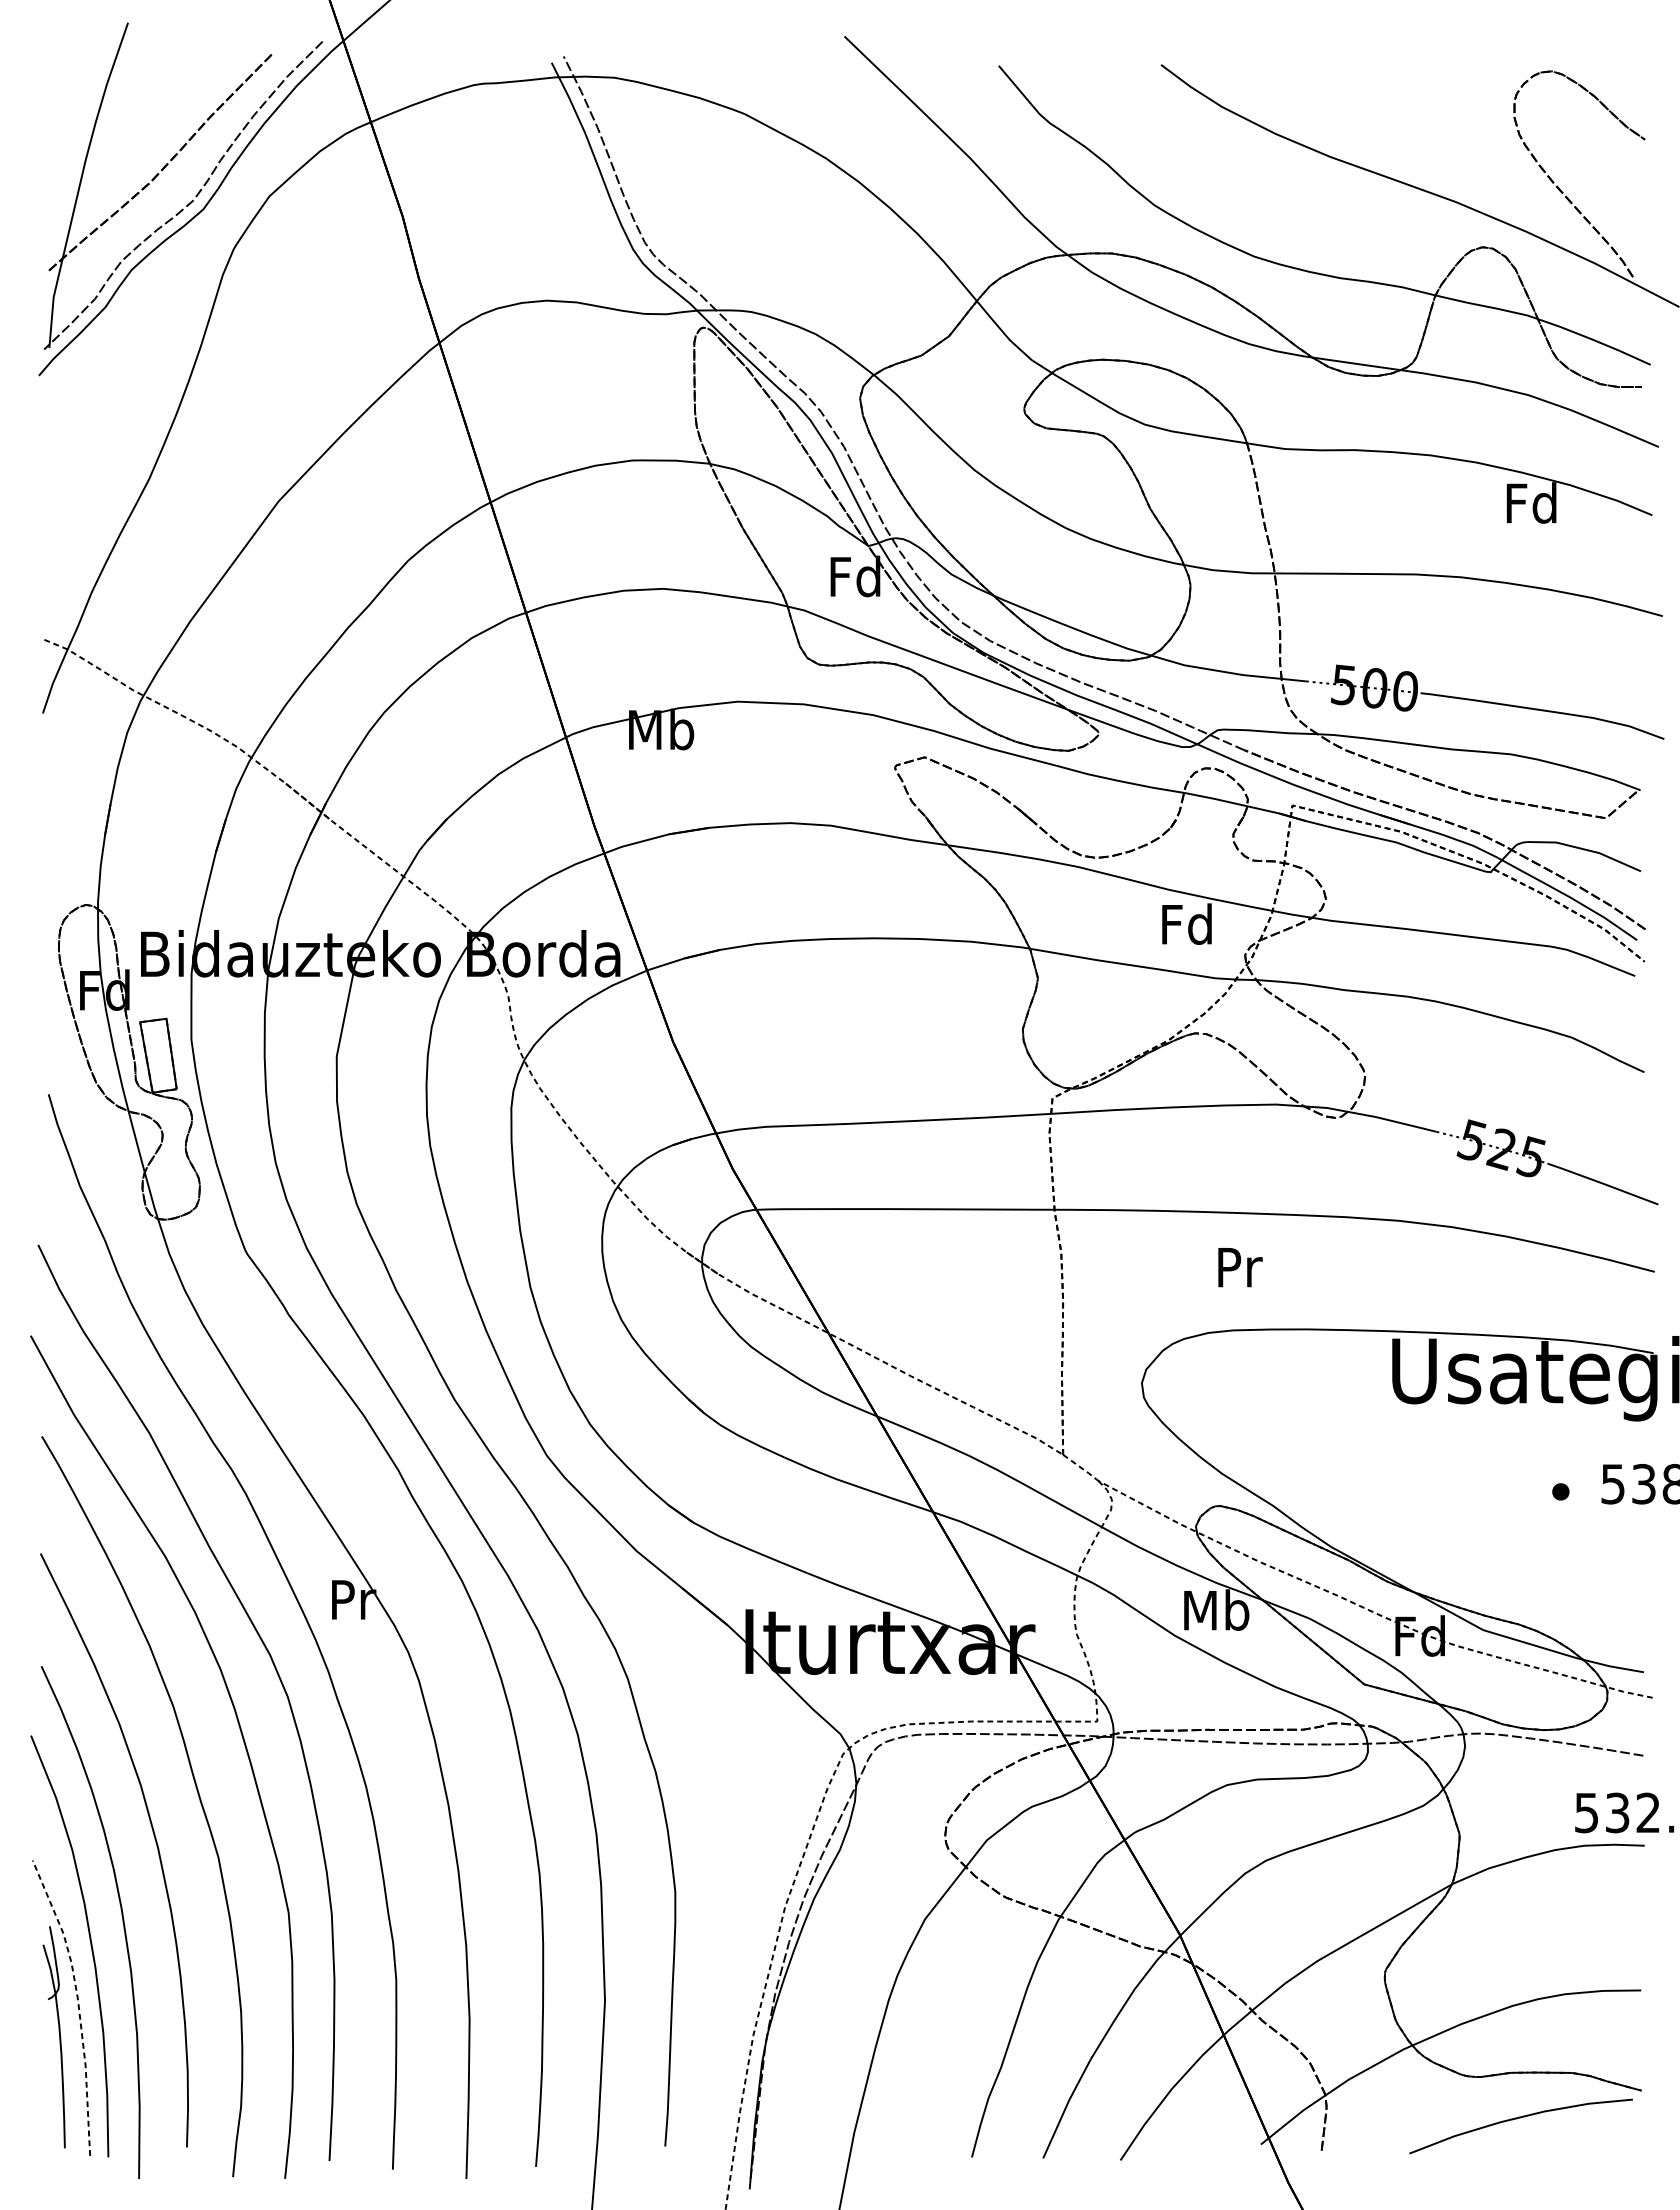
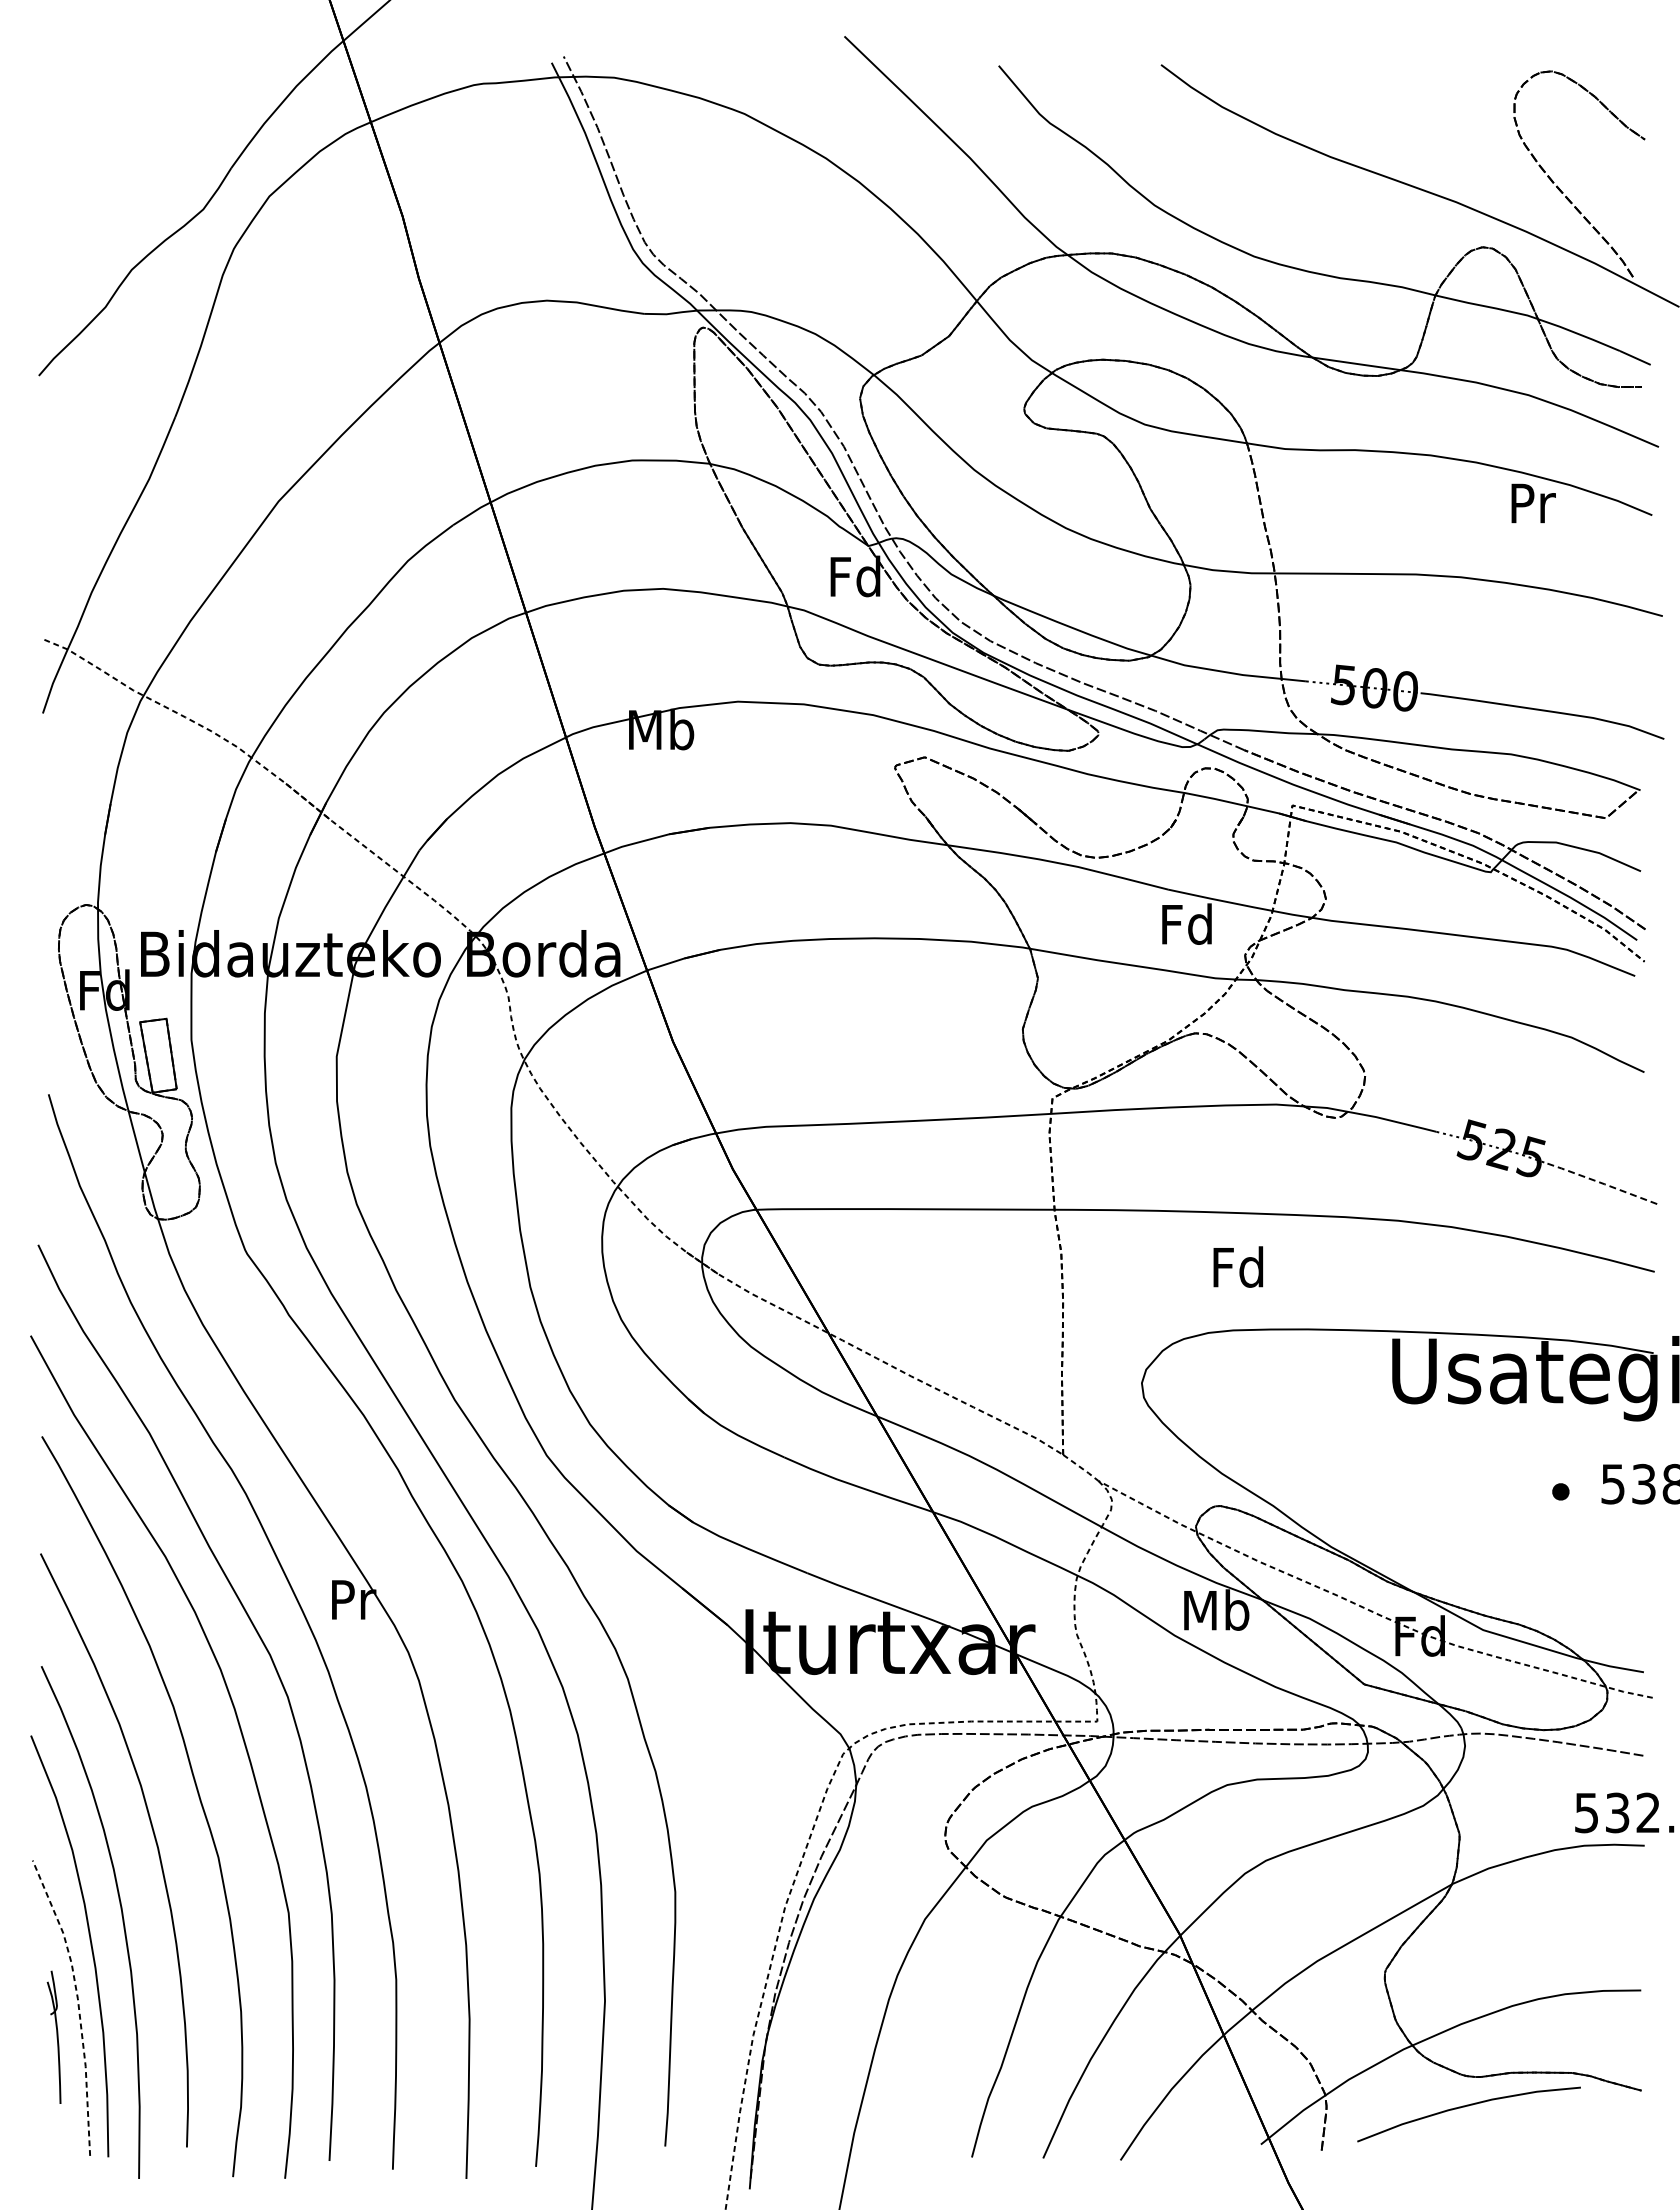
part: present -> none (195, 195)
text: Fd -> Pr (1531, 502)
line: solid -> dashed (1602, 1183)
text: Pr -> Fd (1238, 1266)
part size: 24x223 px -> 16x134 px (53, 2036)
curve position: (1520, 2118) -> (1468, 2106) (1468, 2106)
